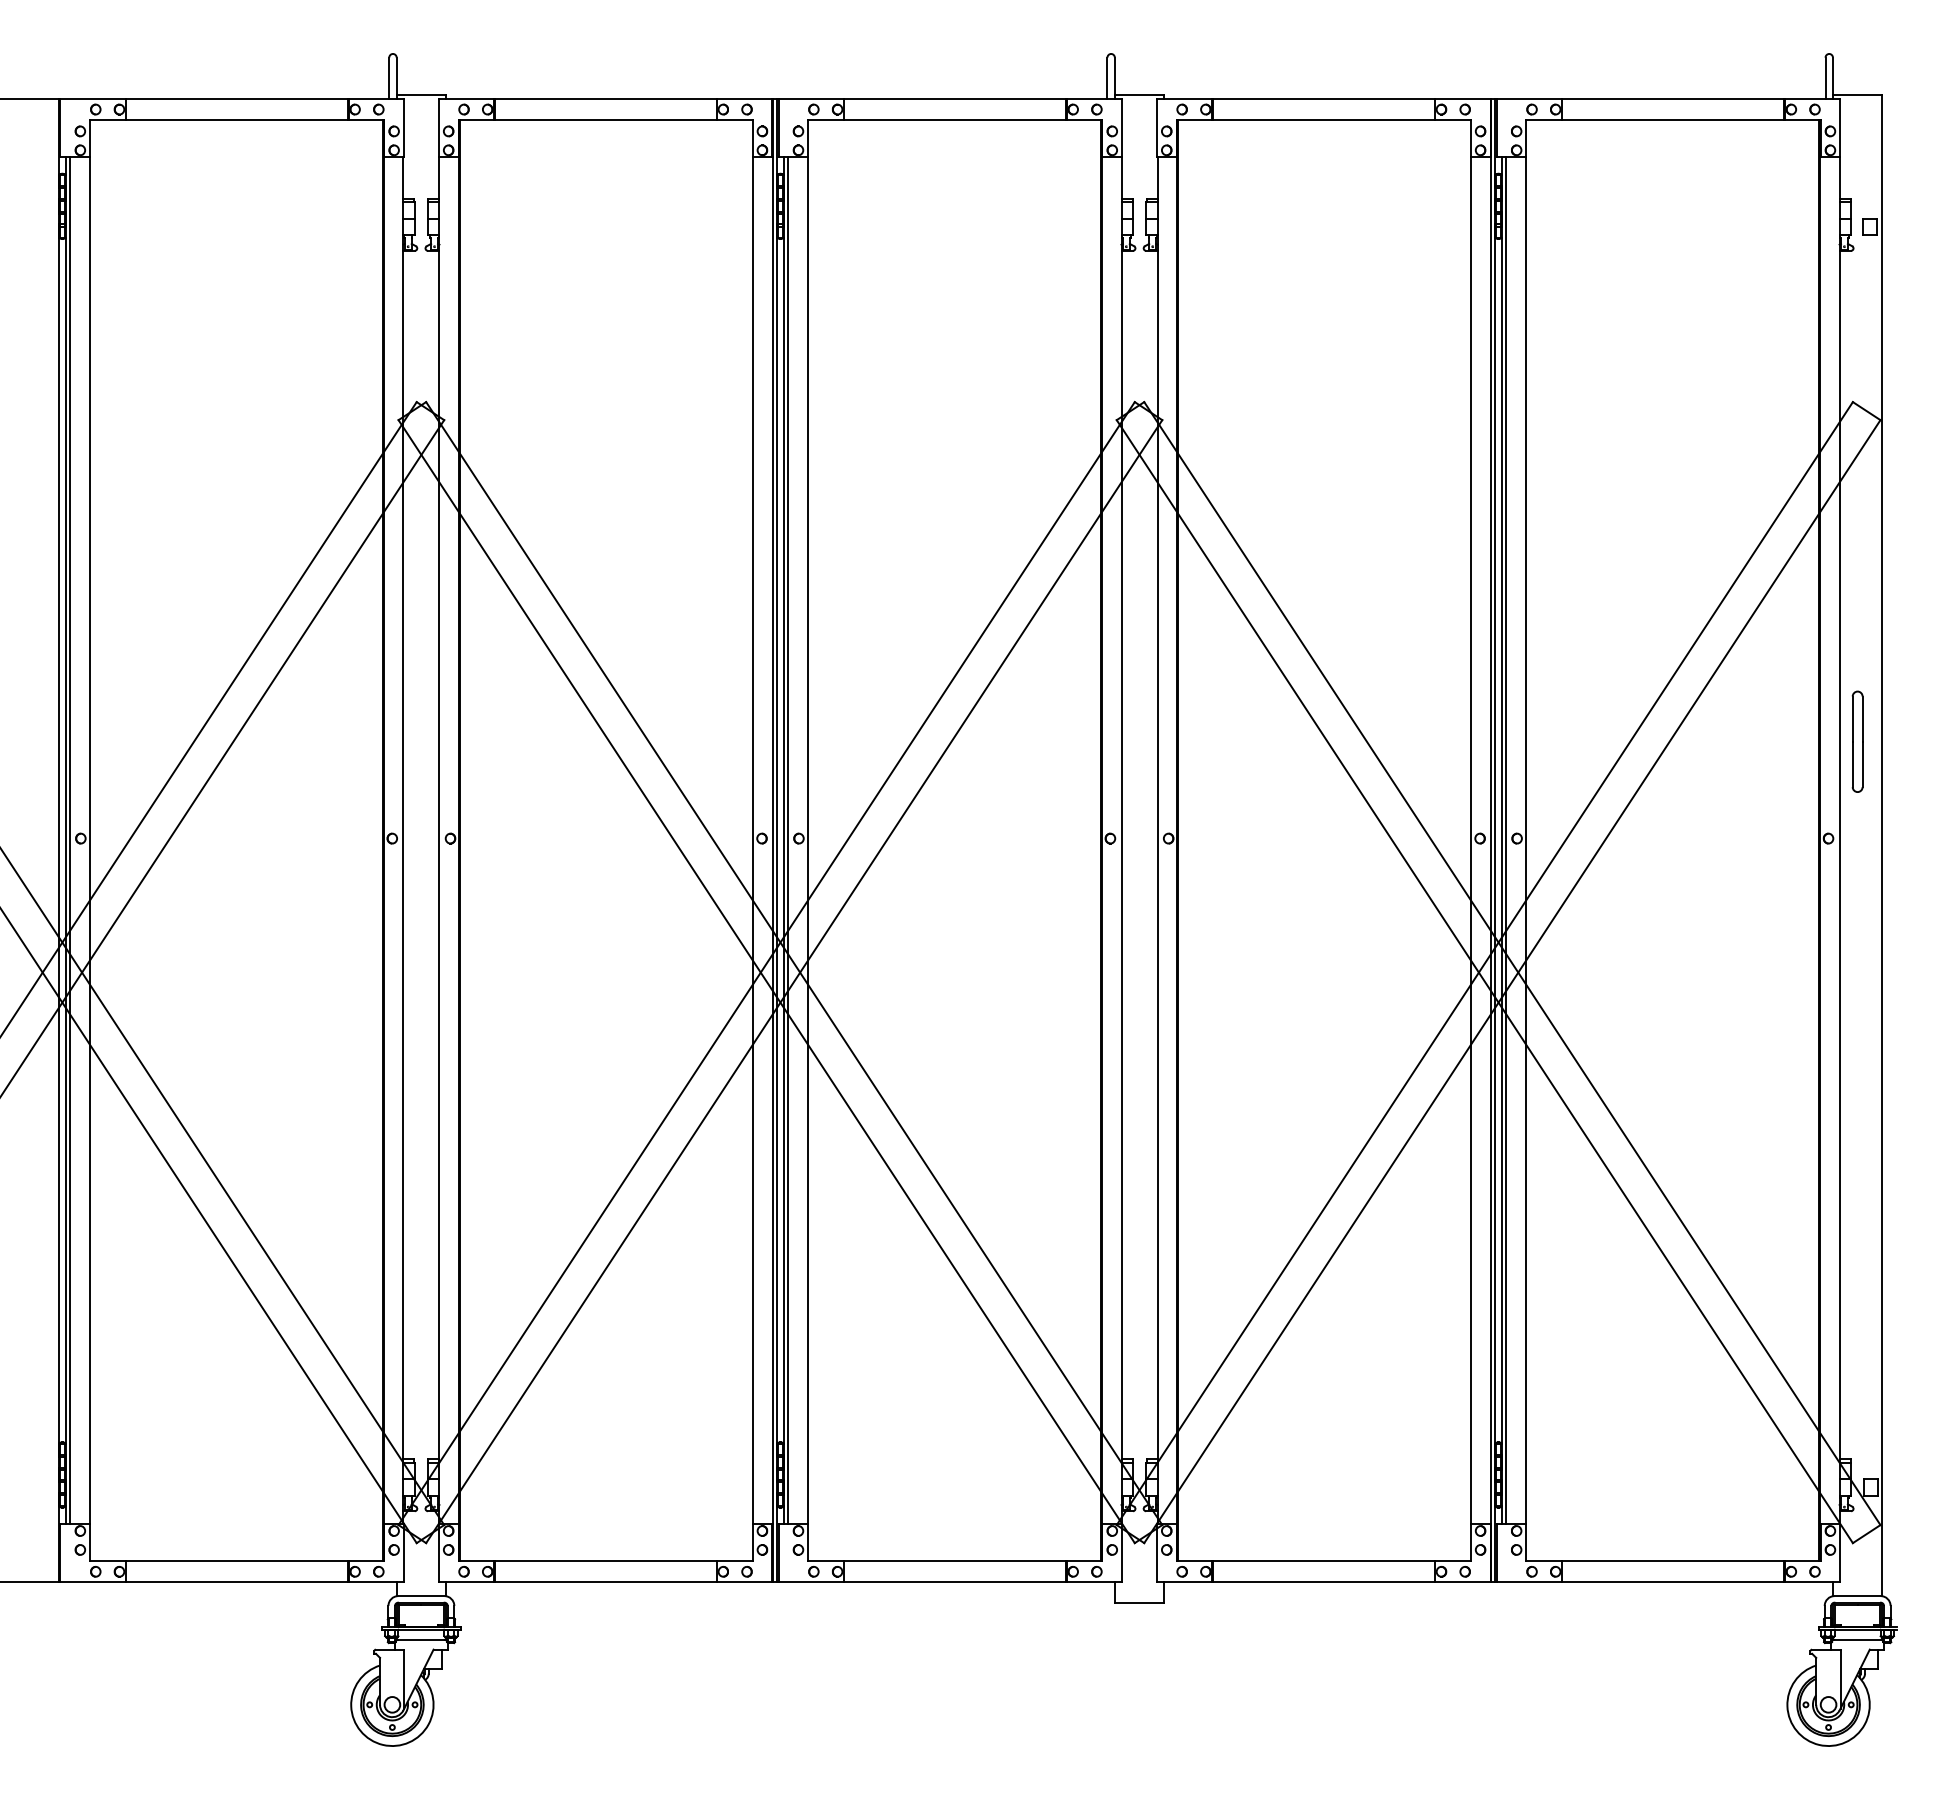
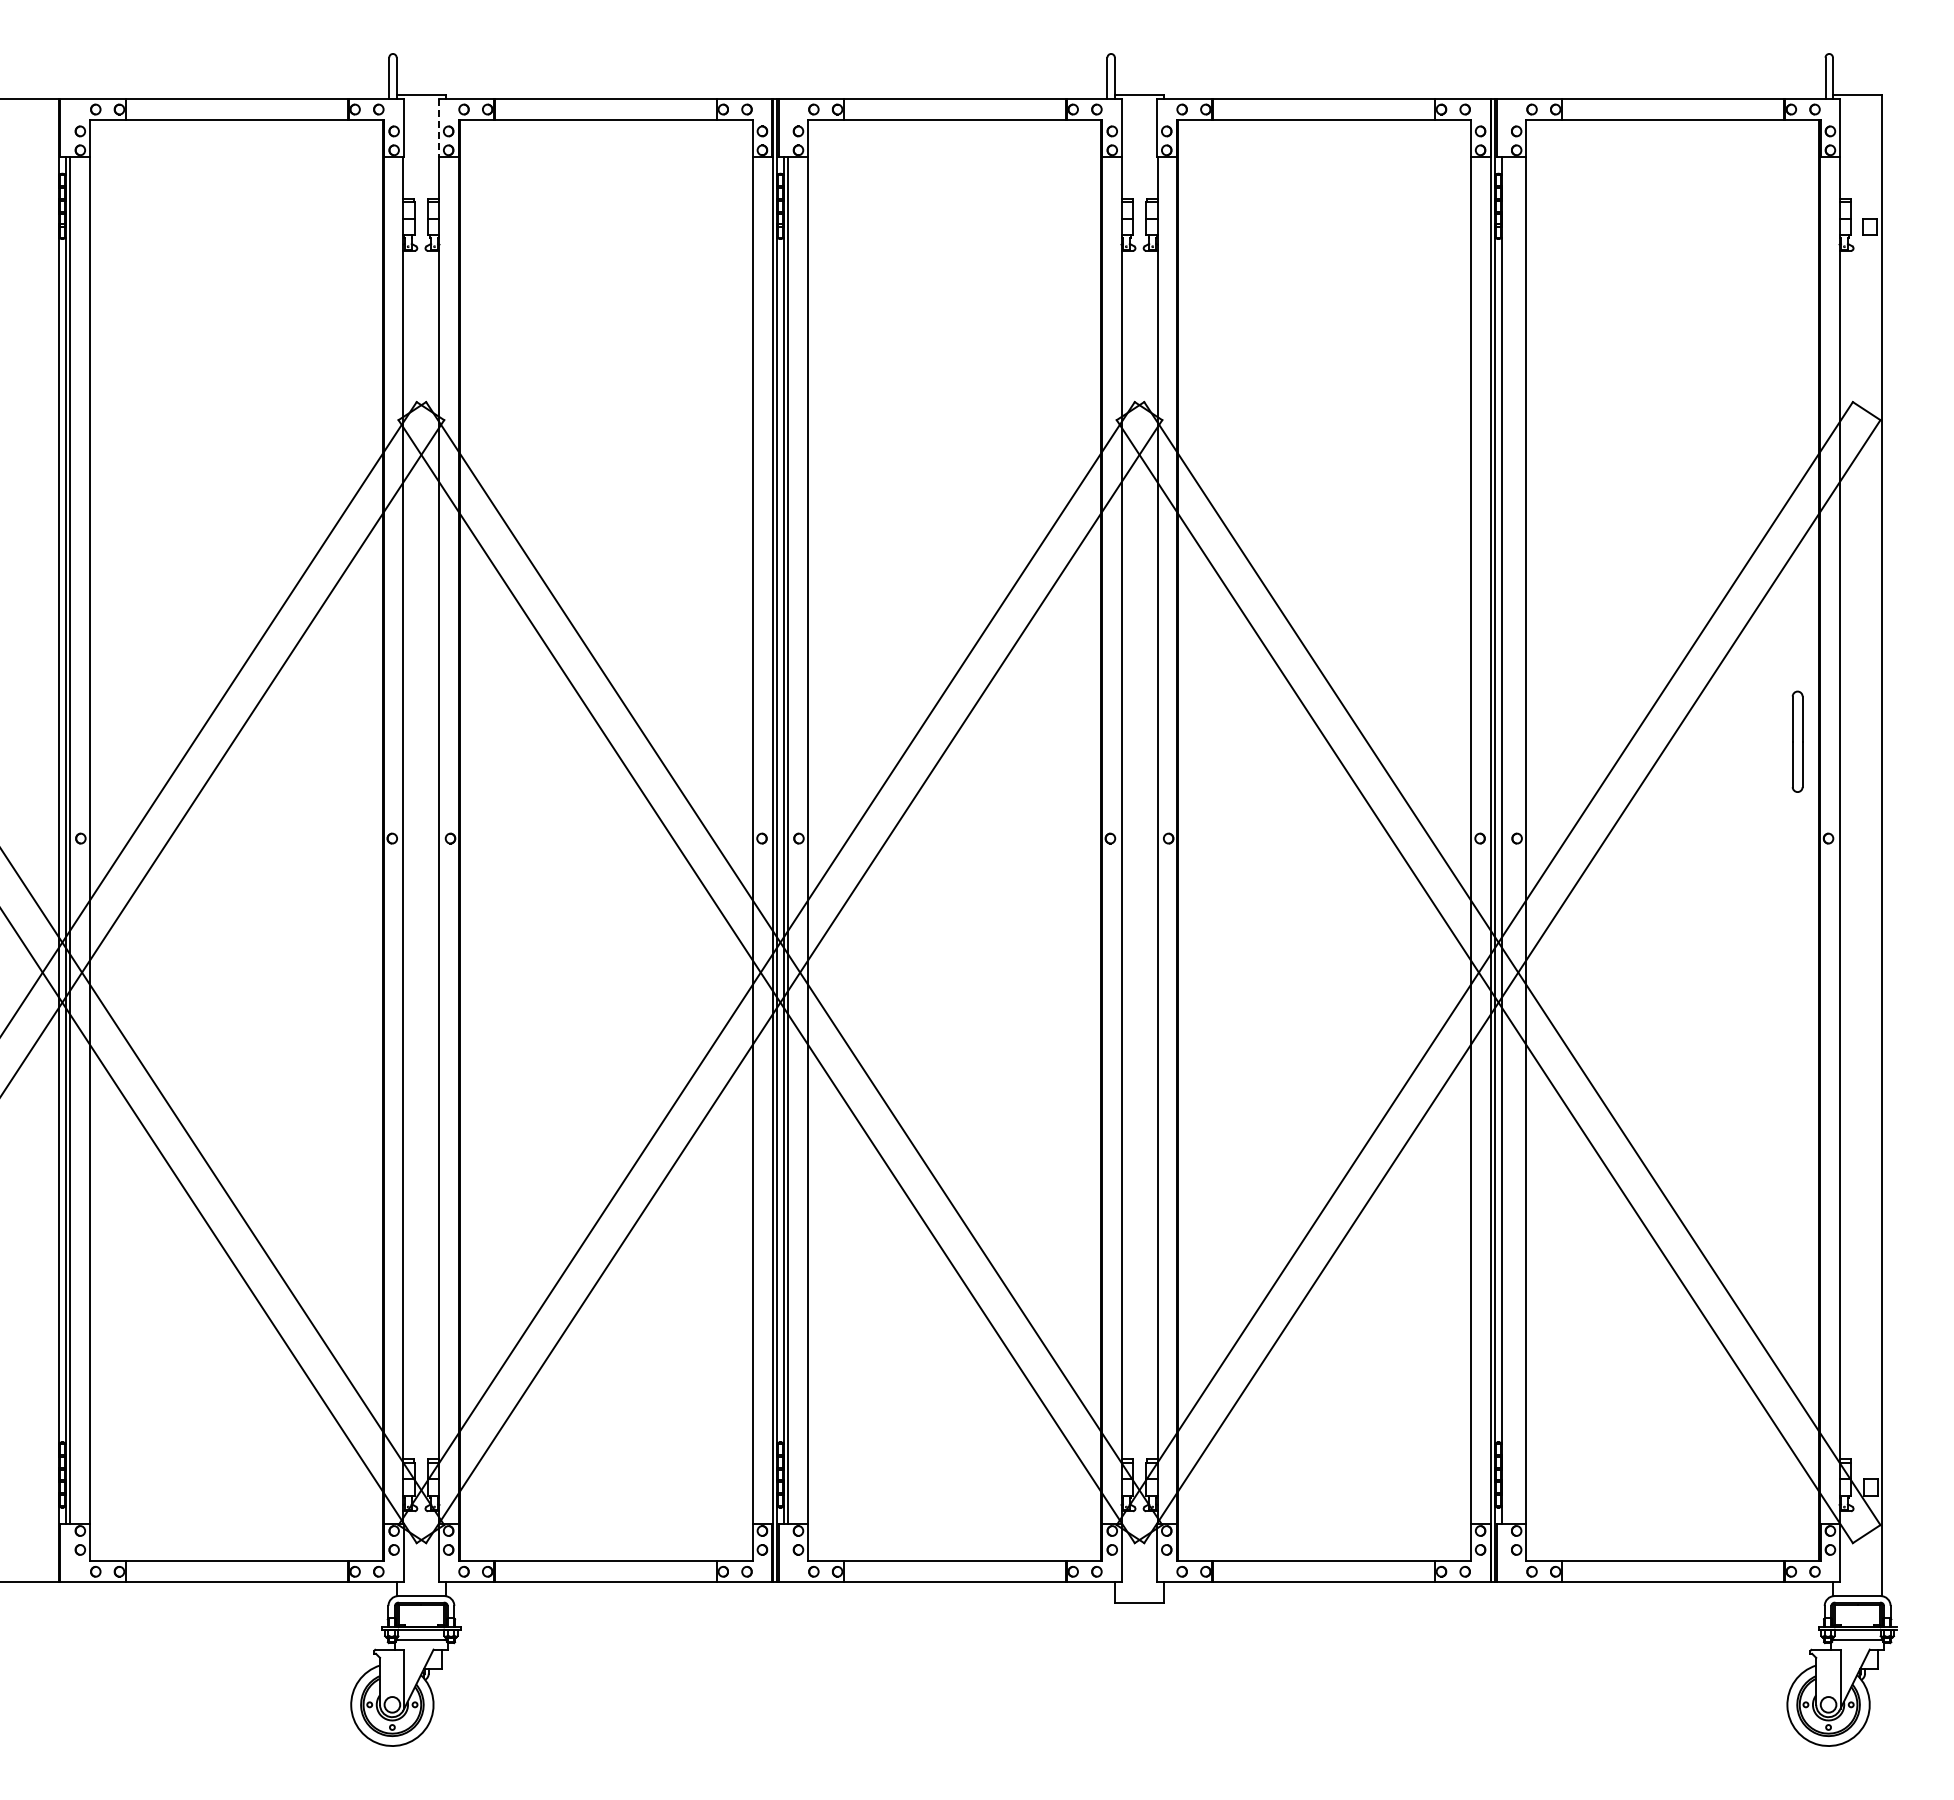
line: solid -> dashed (438, 128)
part position: (1857, 741) -> (1797, 741) (1797, 741)
line: present -> none (1506, 840)
